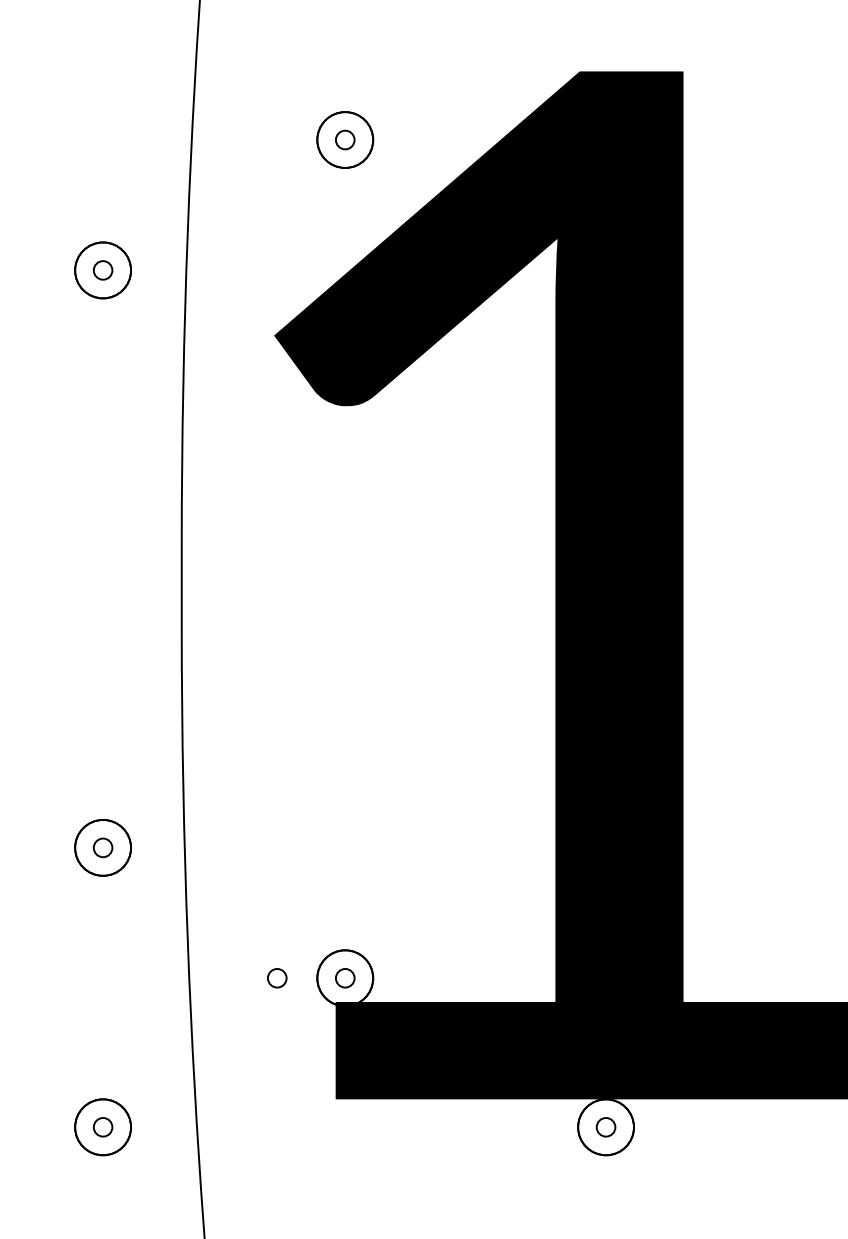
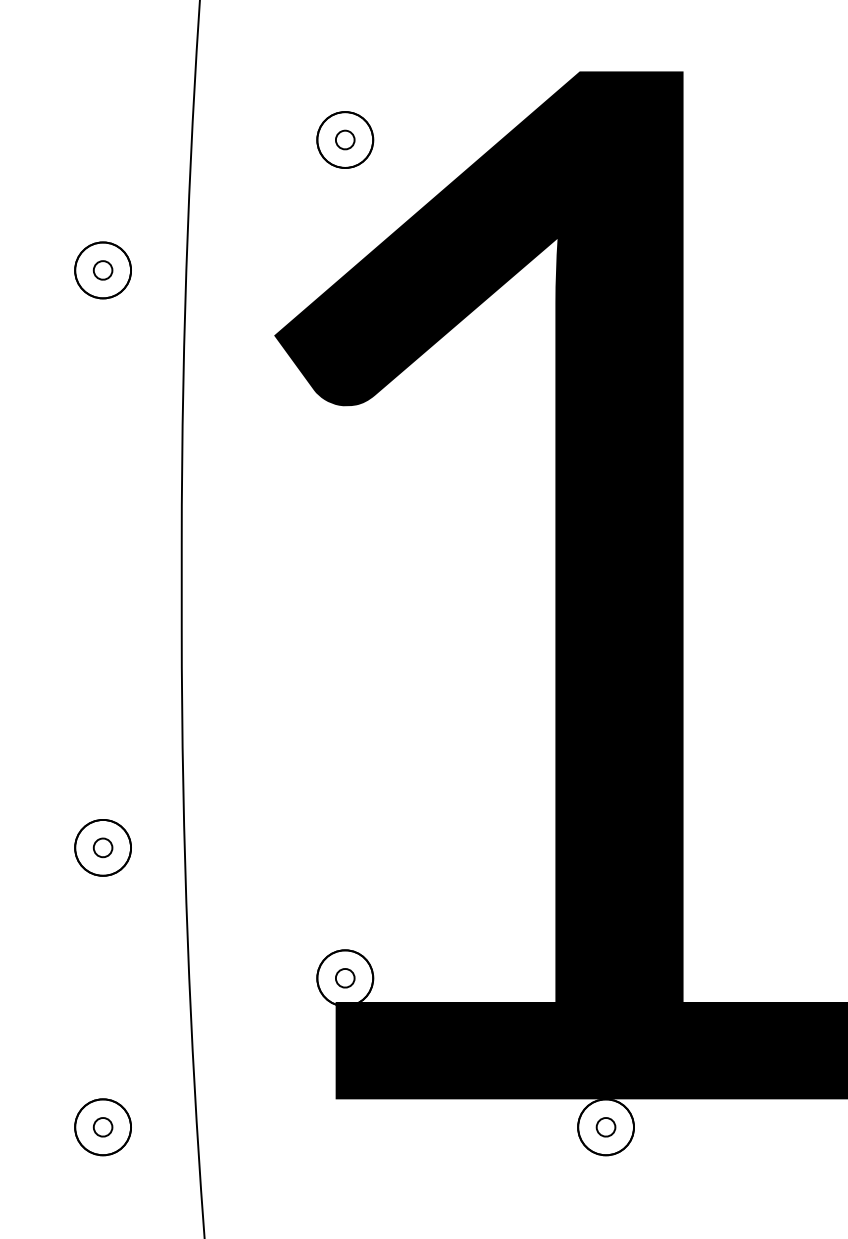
part: present -> none (277, 978)
